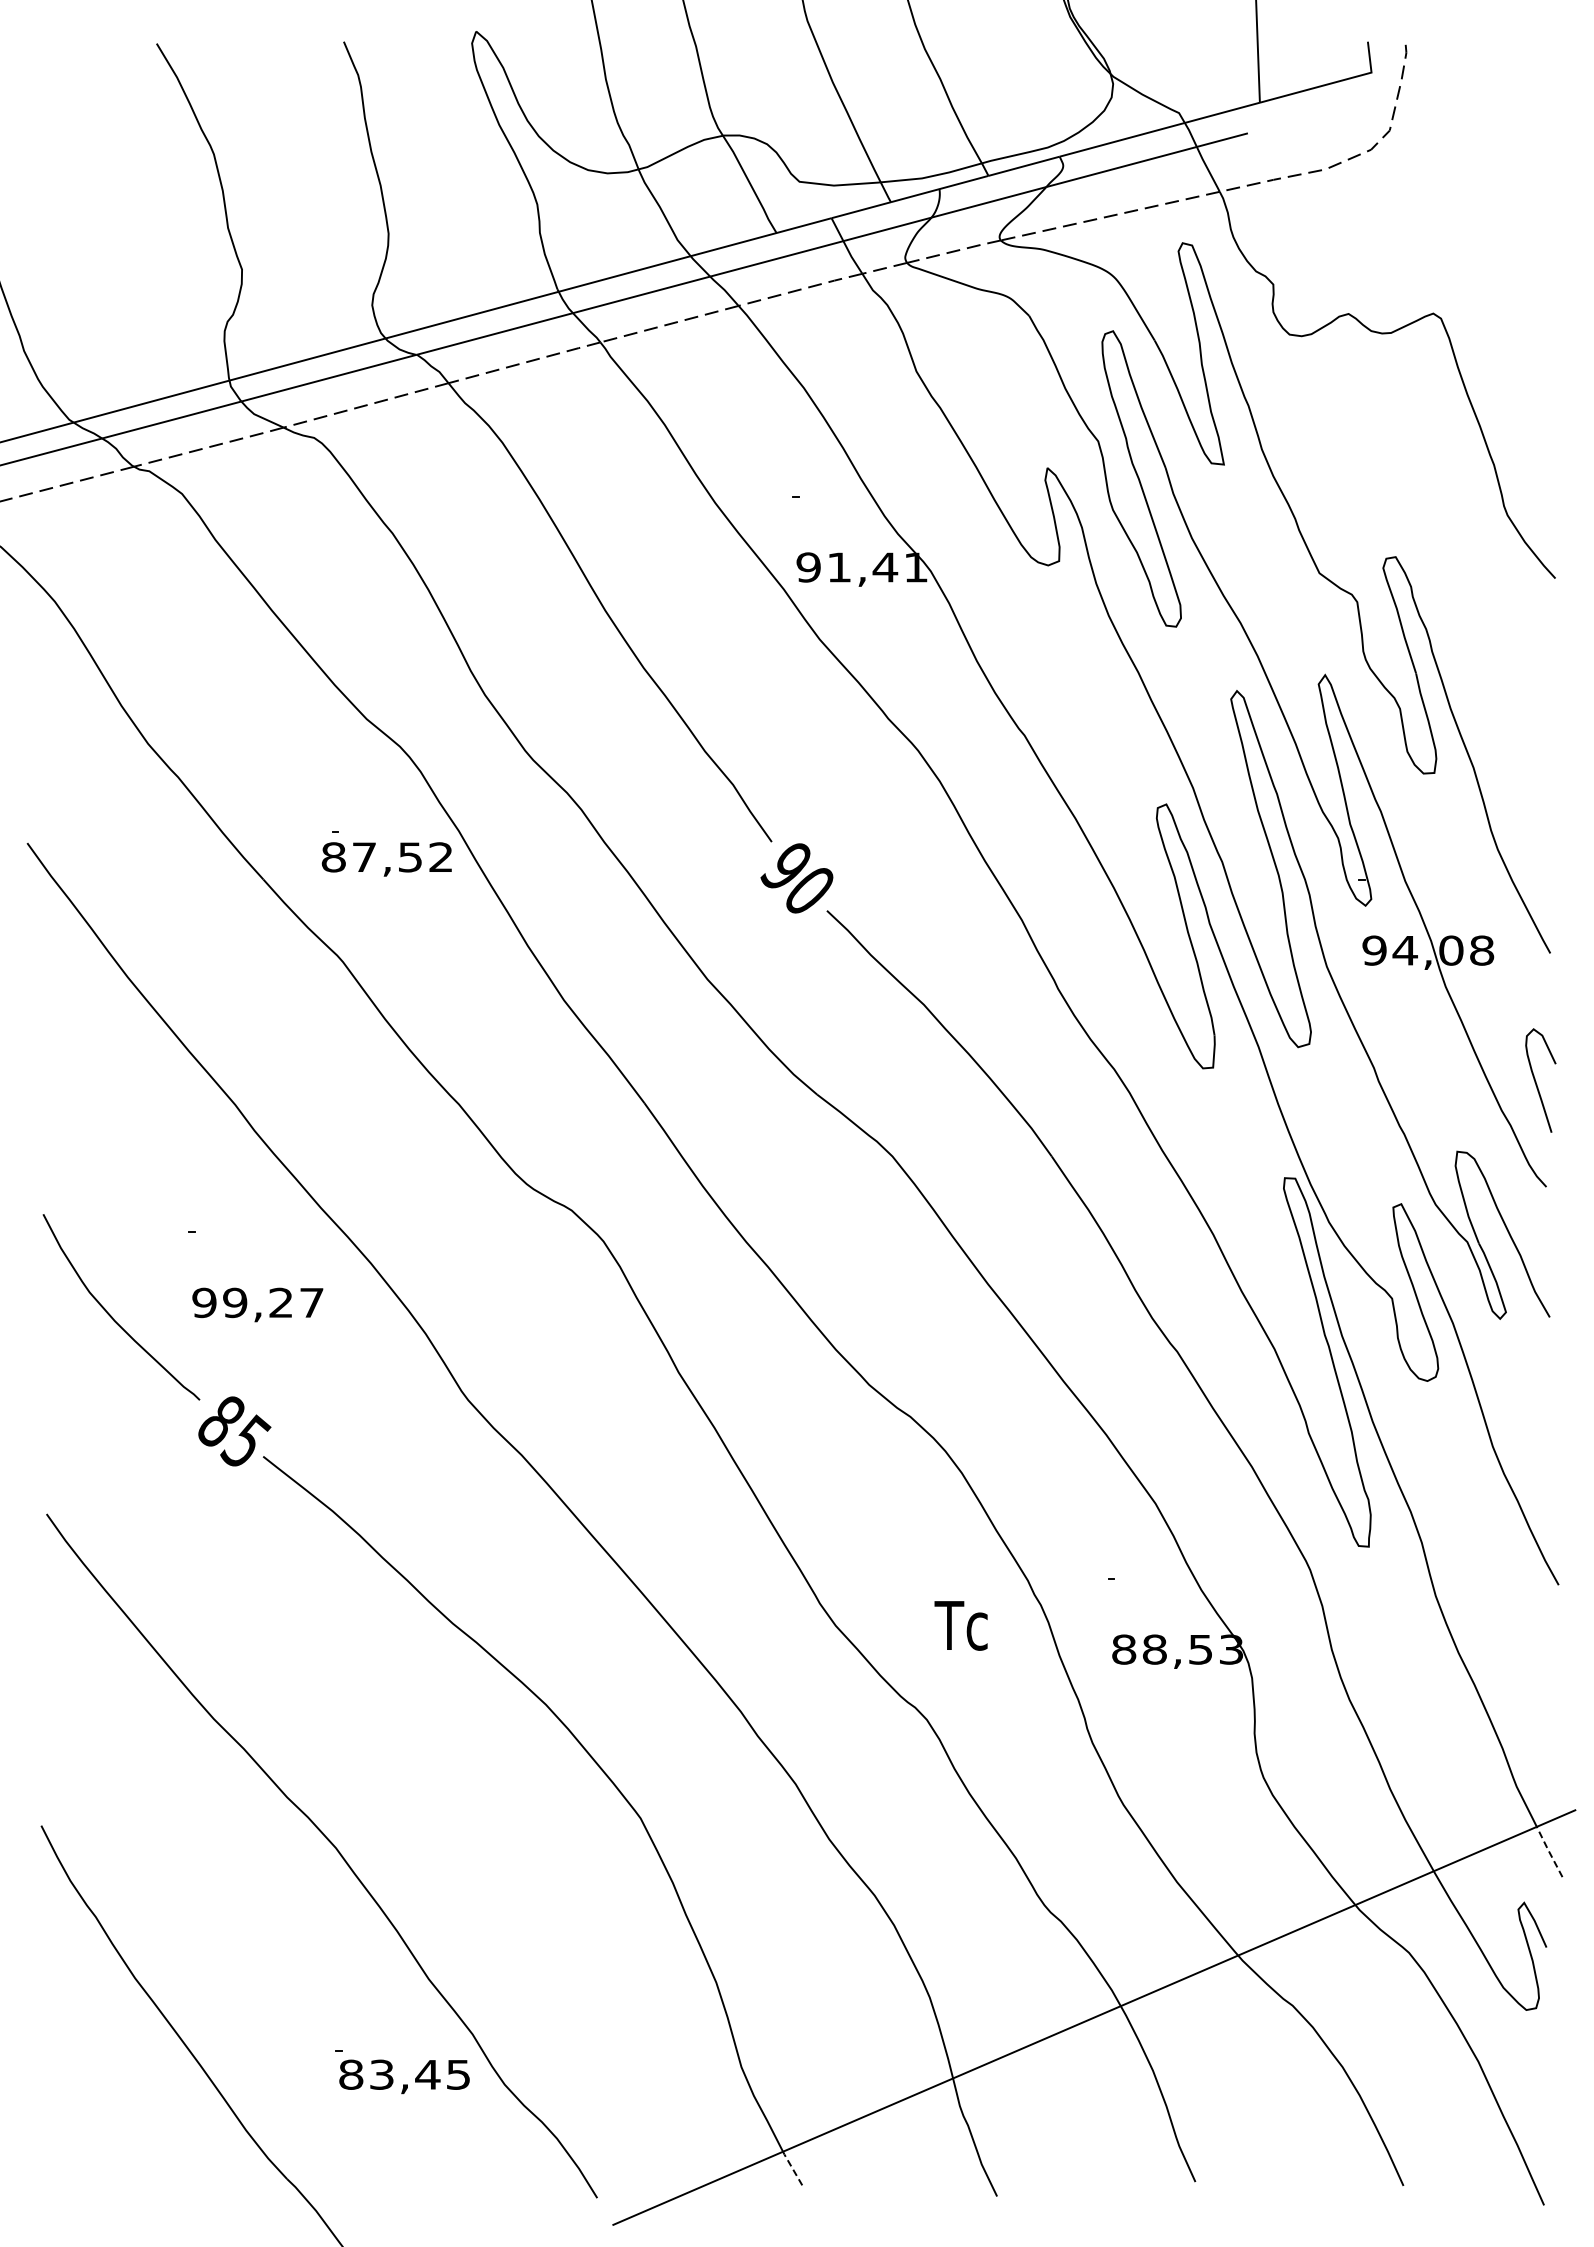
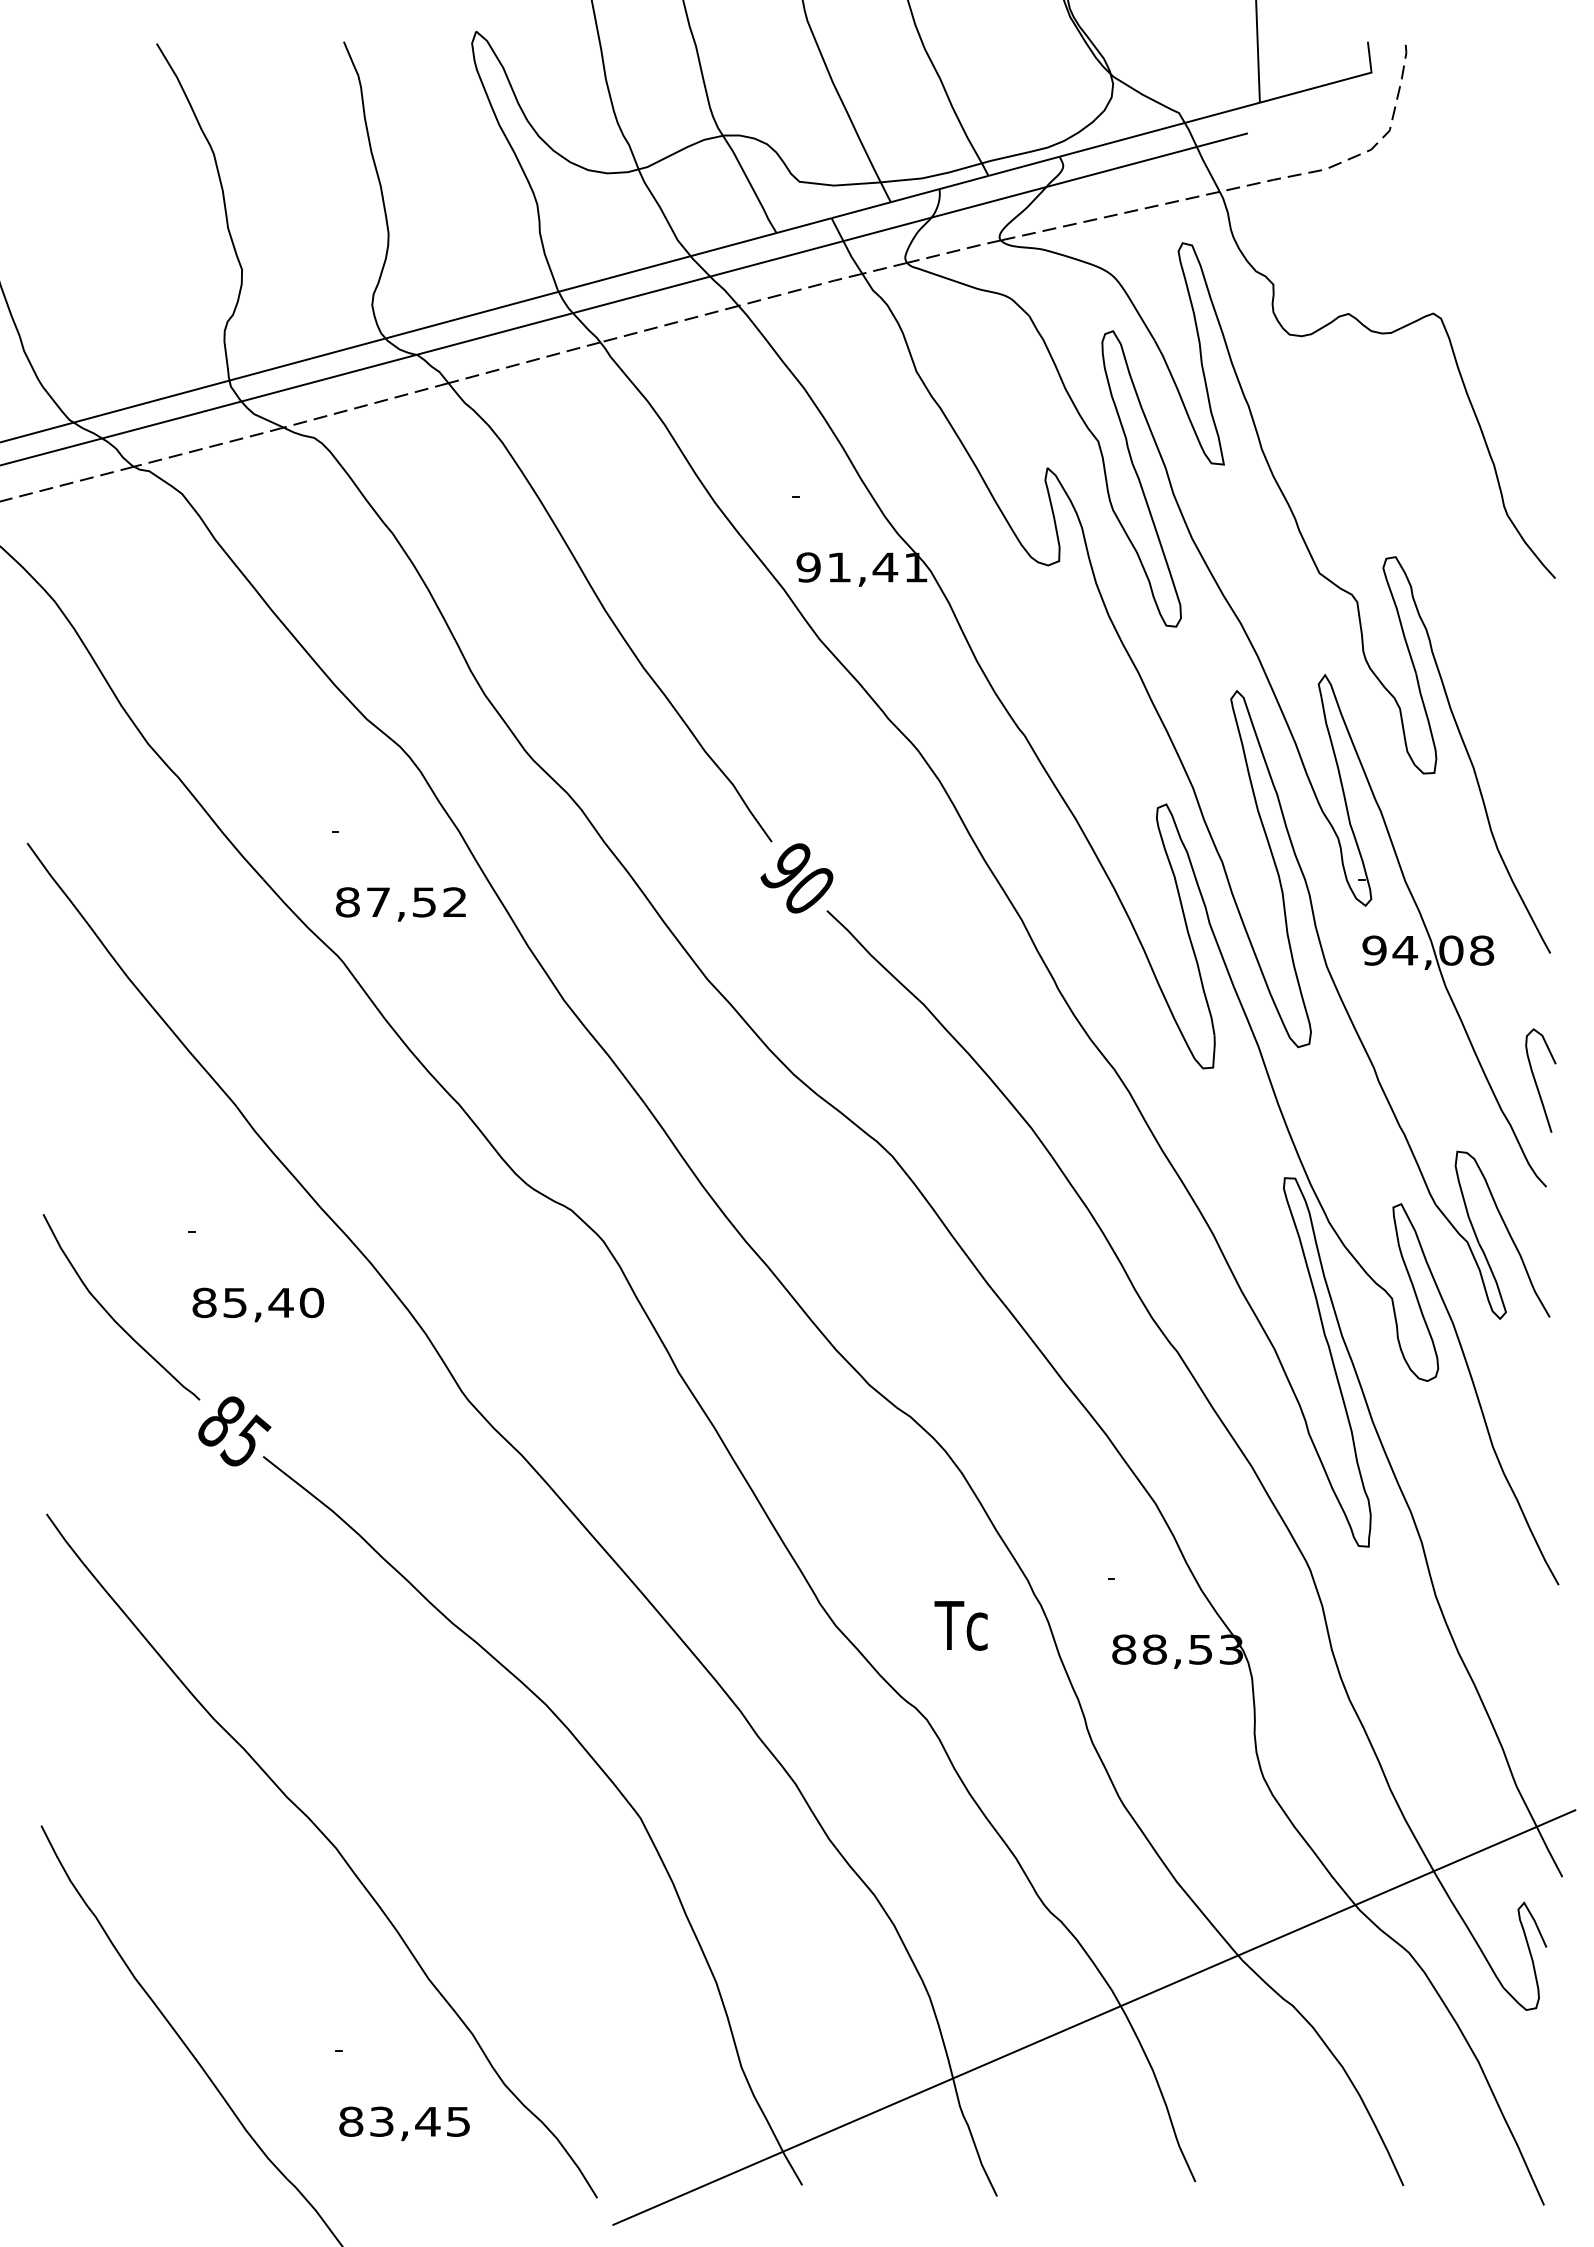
text position: (386, 859) -> (400, 904) (400, 904)
text: 99,27 -> 85,40 (258, 1302)
line: dashed -> solid (1548, 1851)
text position: (404, 2076) -> (404, 2123) (404, 2123)
line: dashed -> solid (791, 2167)
